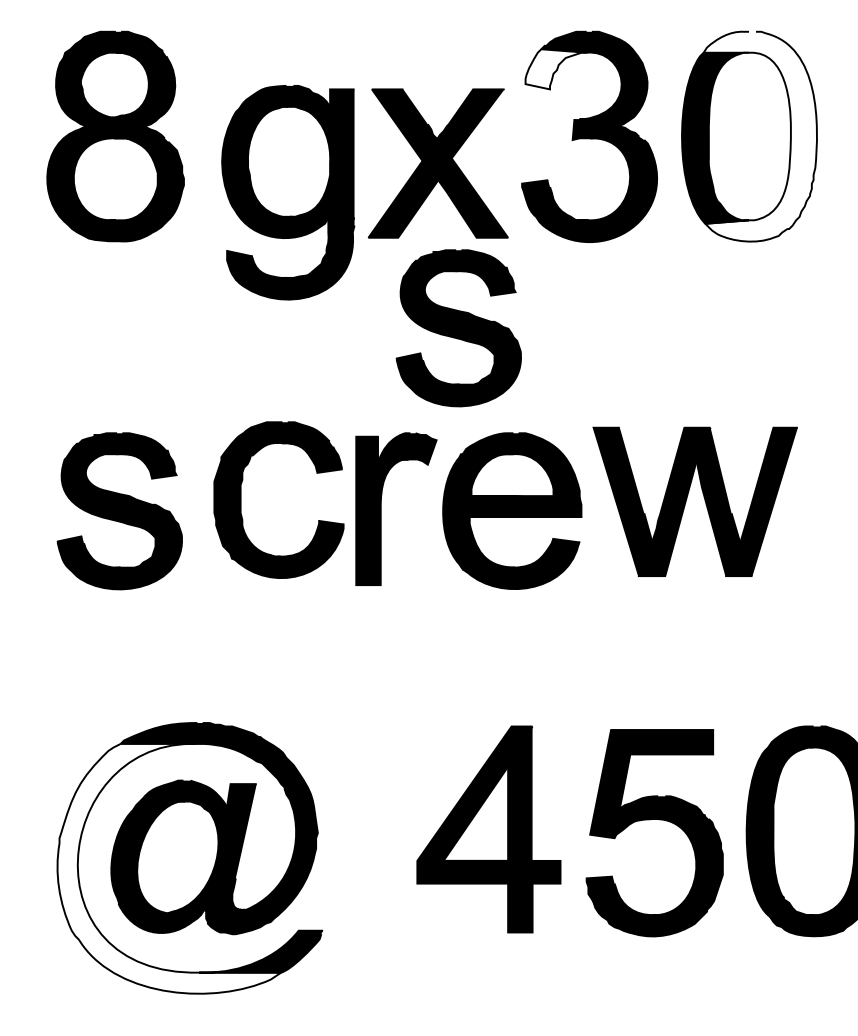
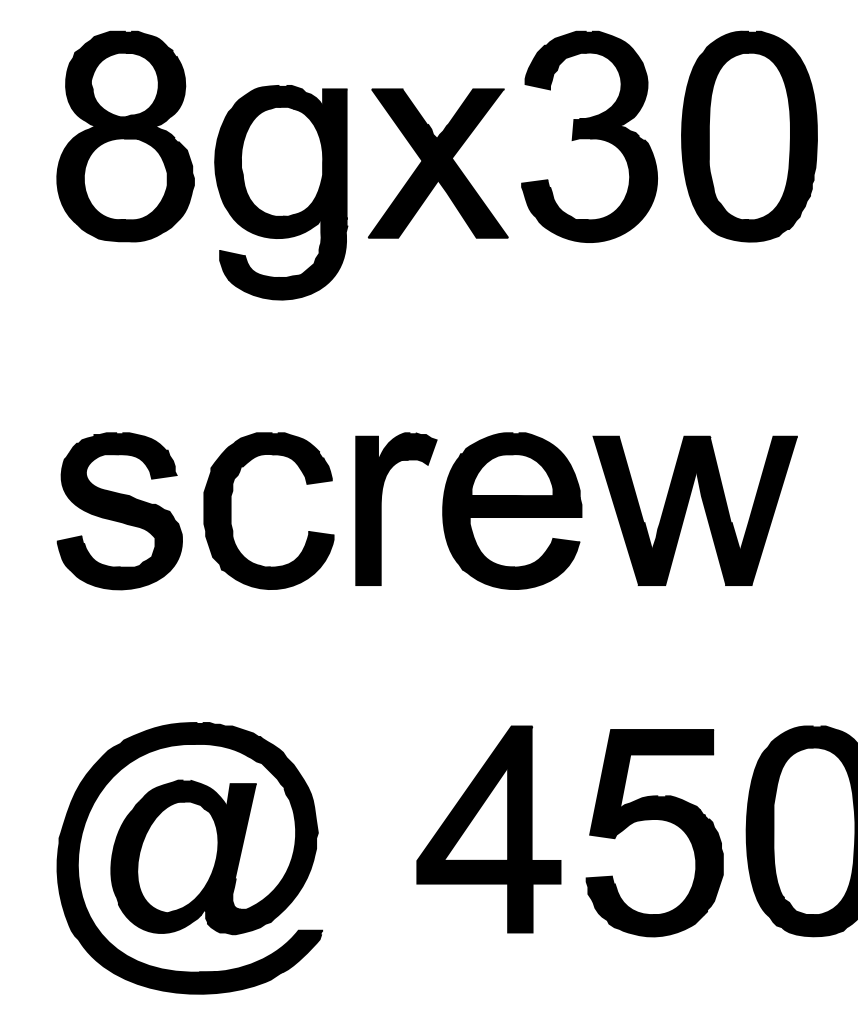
fill: none -> present (555, 69)
part position: (115, 136) -> (125, 136) (125, 136)
fill: none -> present (759, 136)
part position: (288, 192) -> (281, 192) (281, 192)
part: present -> none (458, 328)
part position: (241, 499) -> (231, 510) (231, 510)
part position: (687, 499) -> (687, 508) (687, 508)
fill: none -> present (169, 868)
